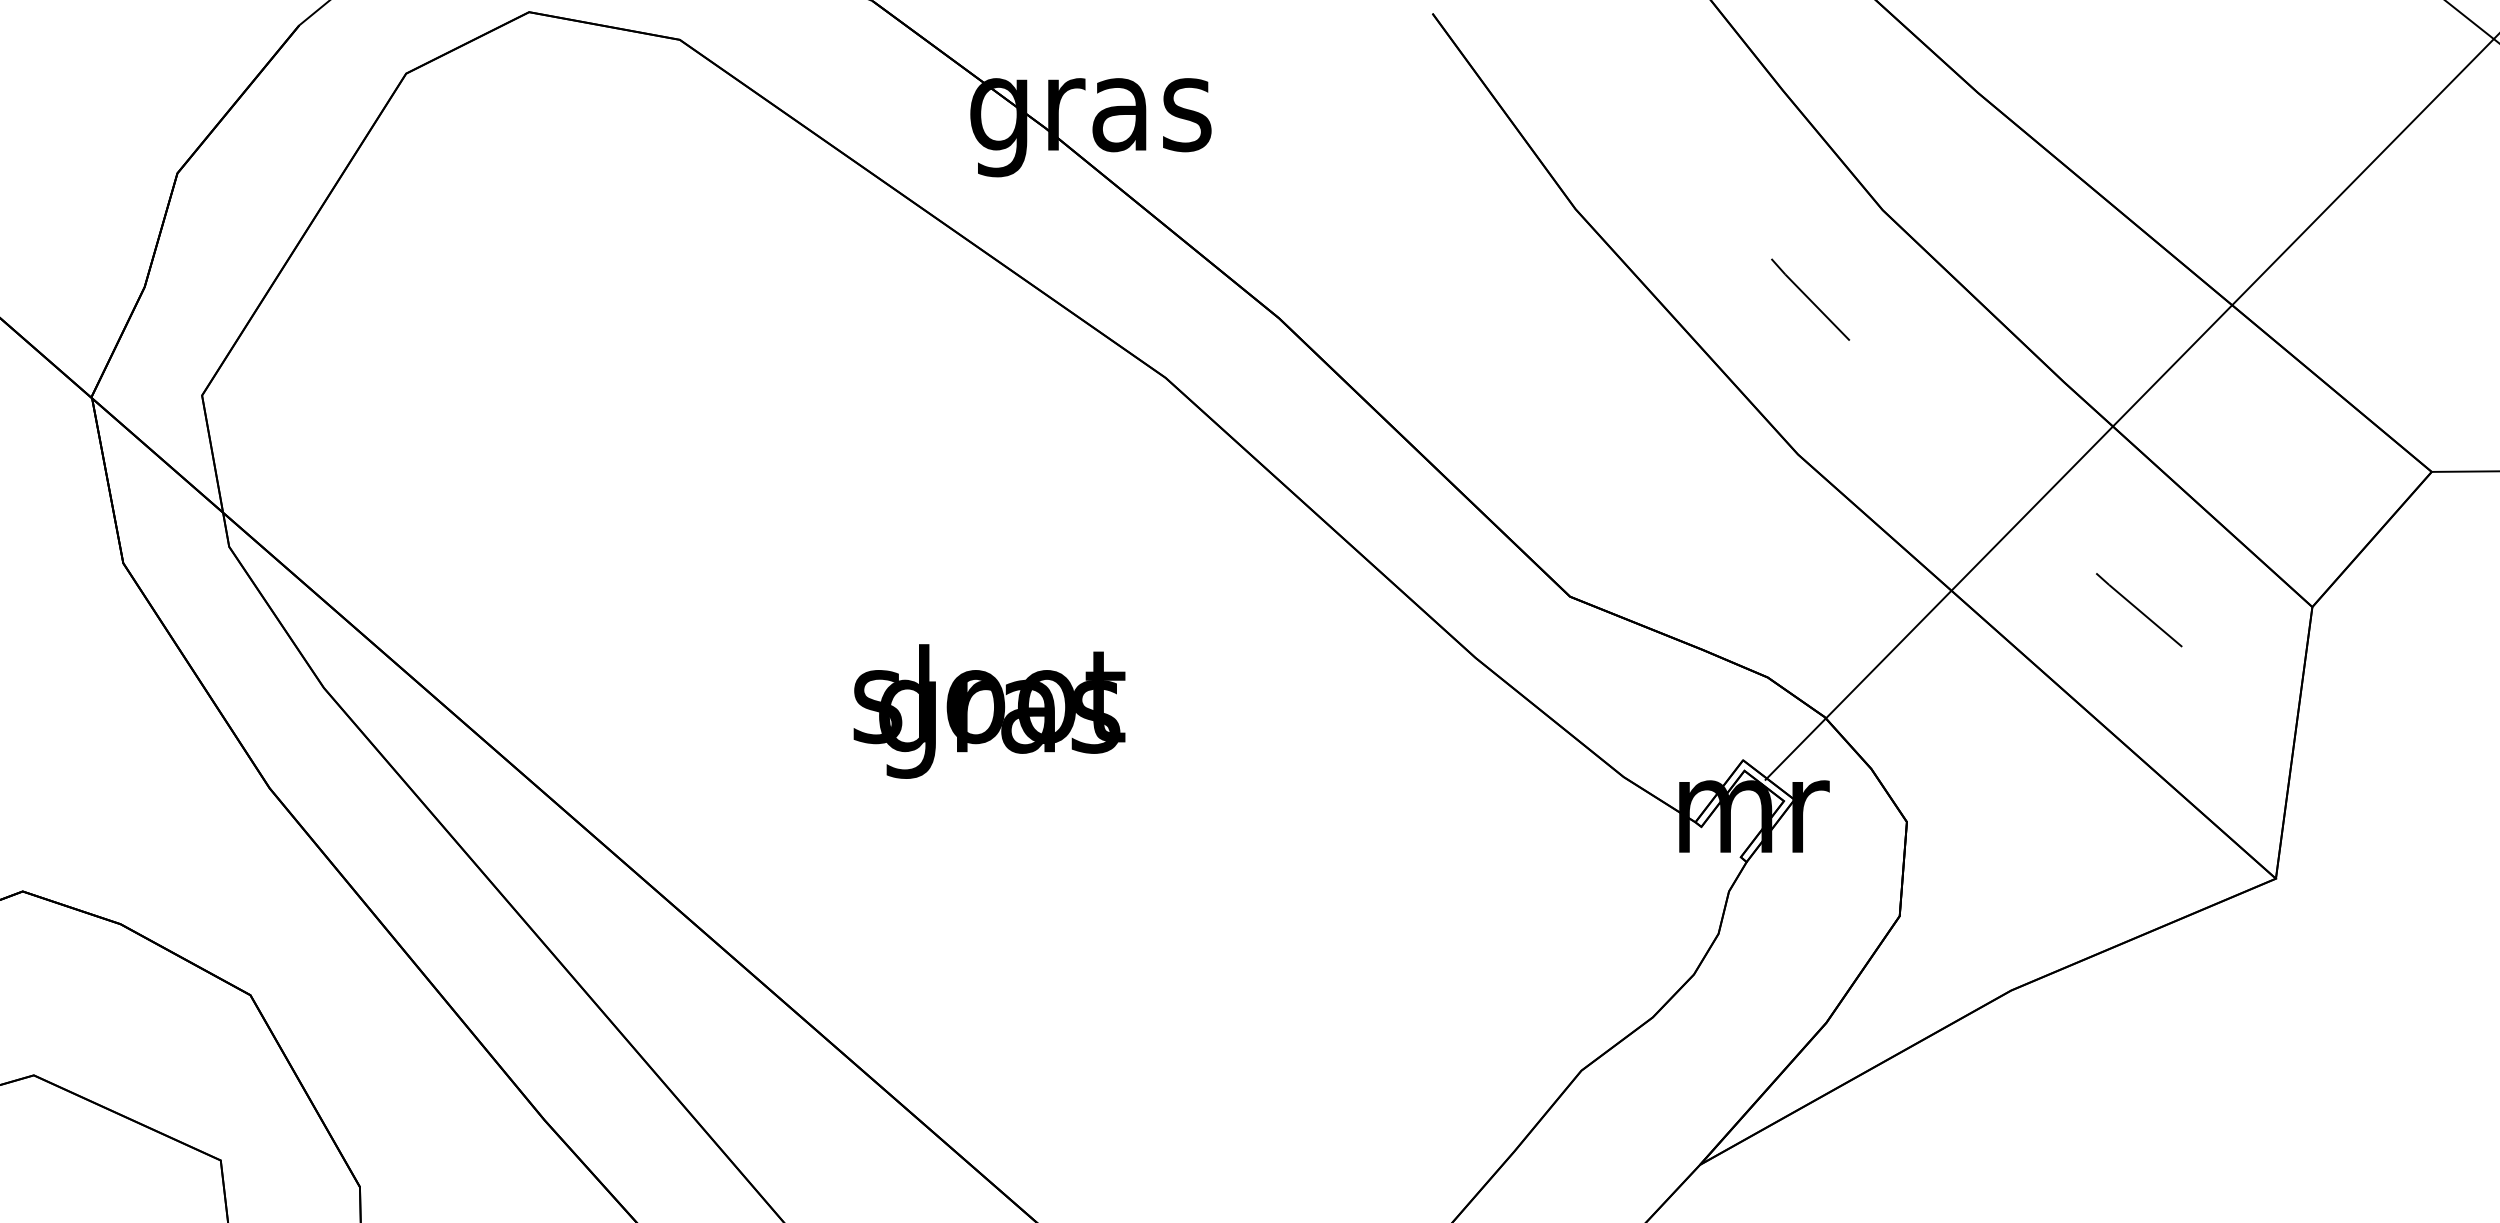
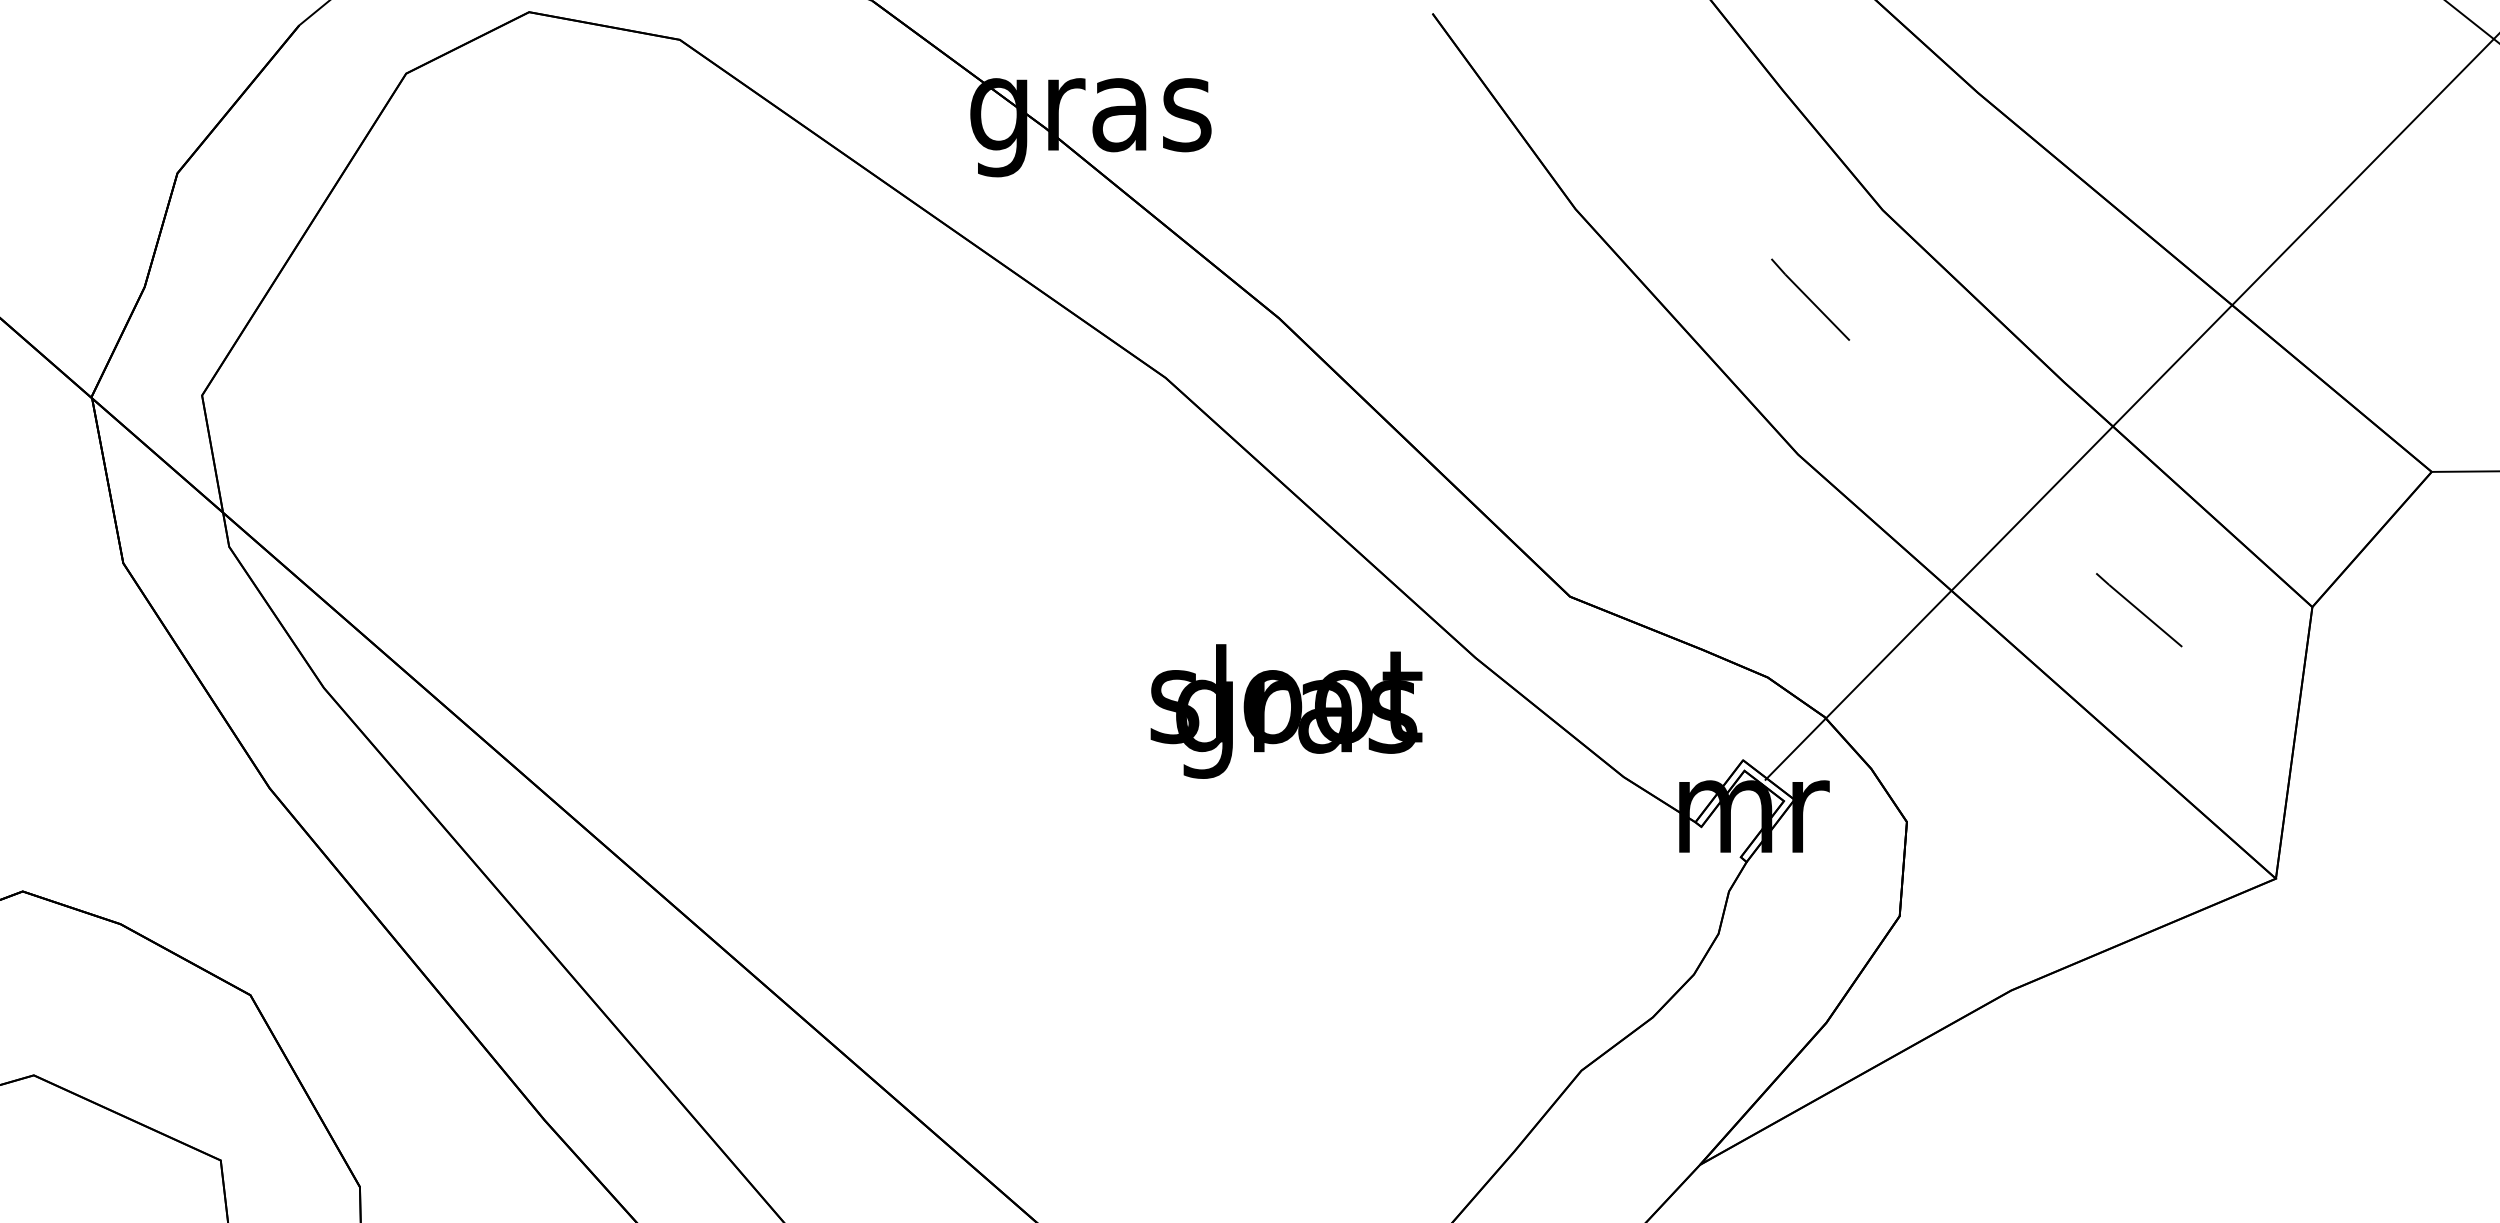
text position: (989, 711) -> (1286, 711) (1286, 711)
